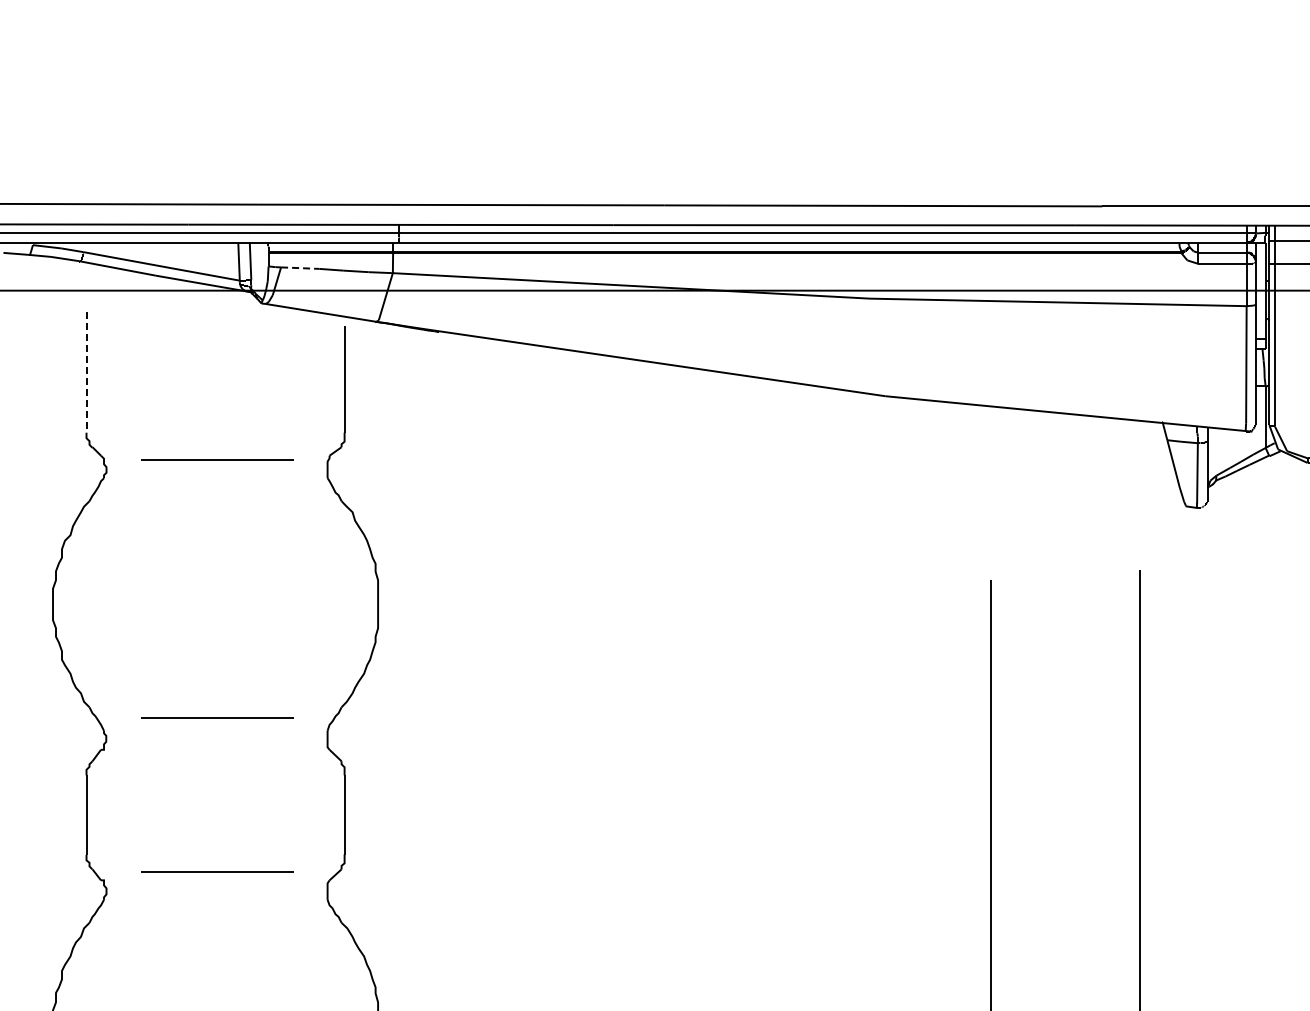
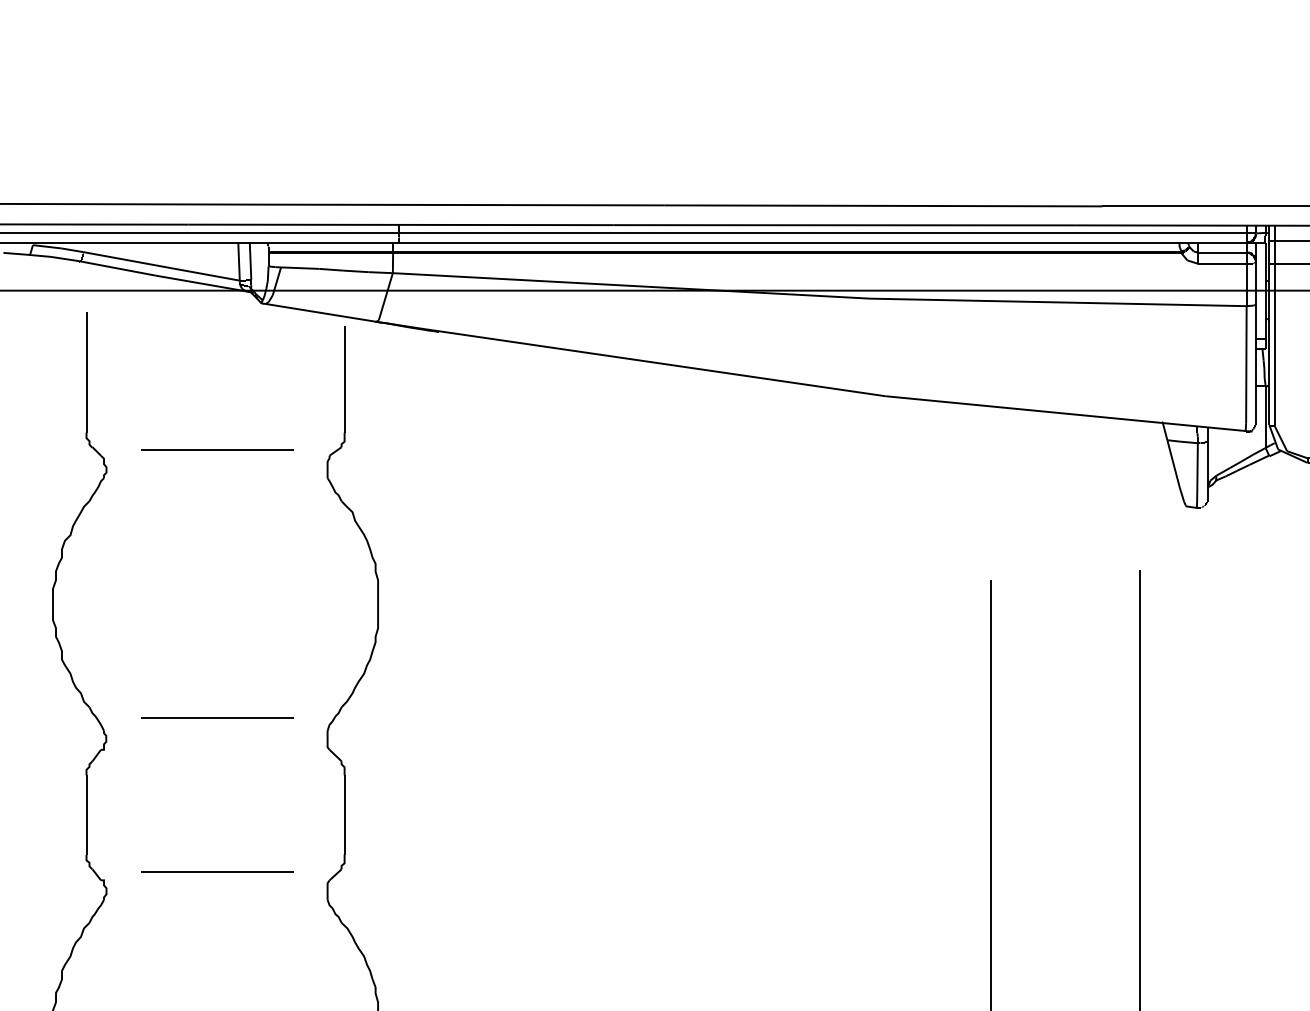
line: dashed -> solid (300, 268)
line: dashed -> solid (86, 372)
line position: (217, 459) -> (217, 449) (217, 449)
